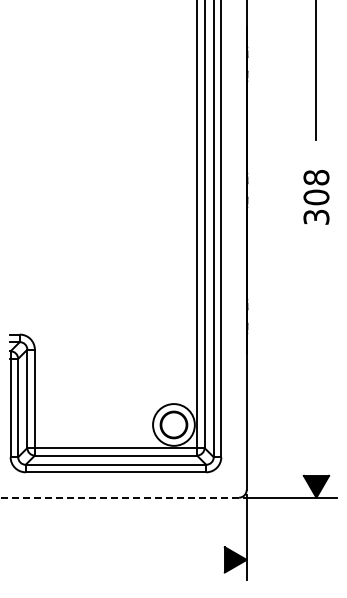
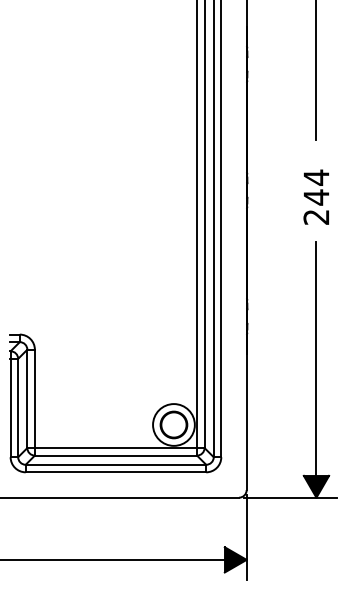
text: 308 -> 244 (316, 196)
line: none -> present (316, 358)
line: dashed -> solid (119, 497)
line: none -> present (113, 559)
